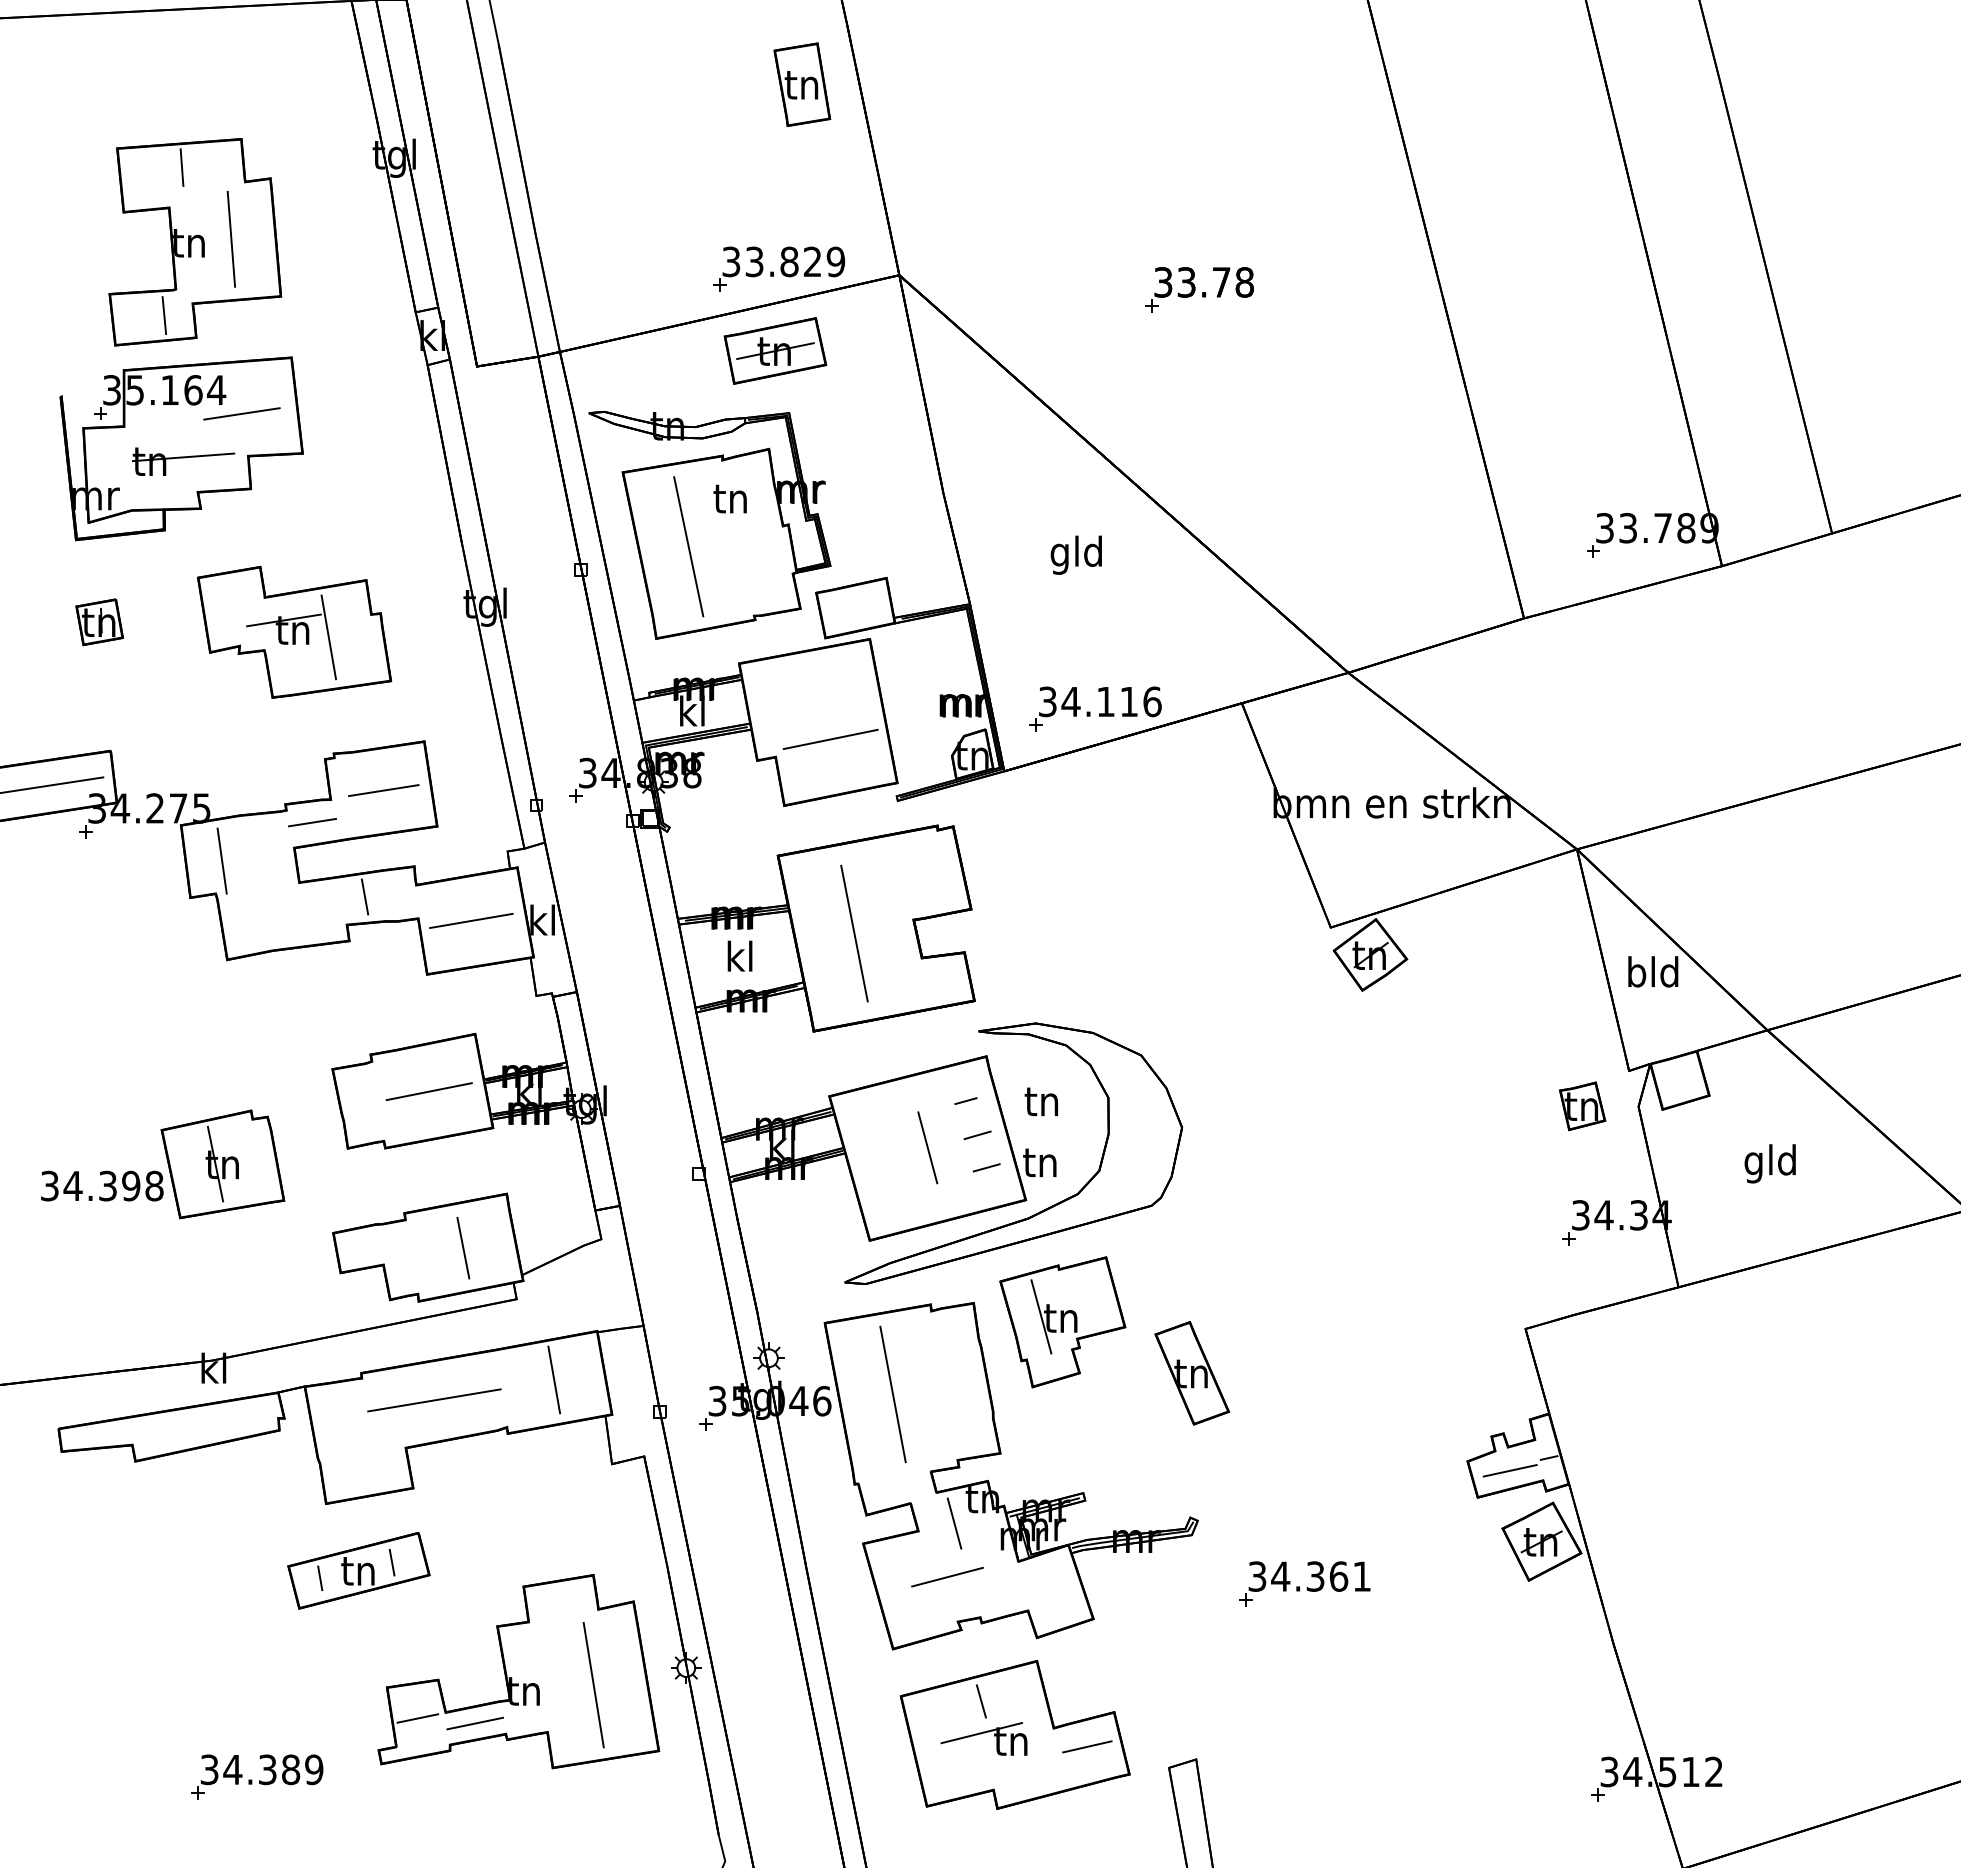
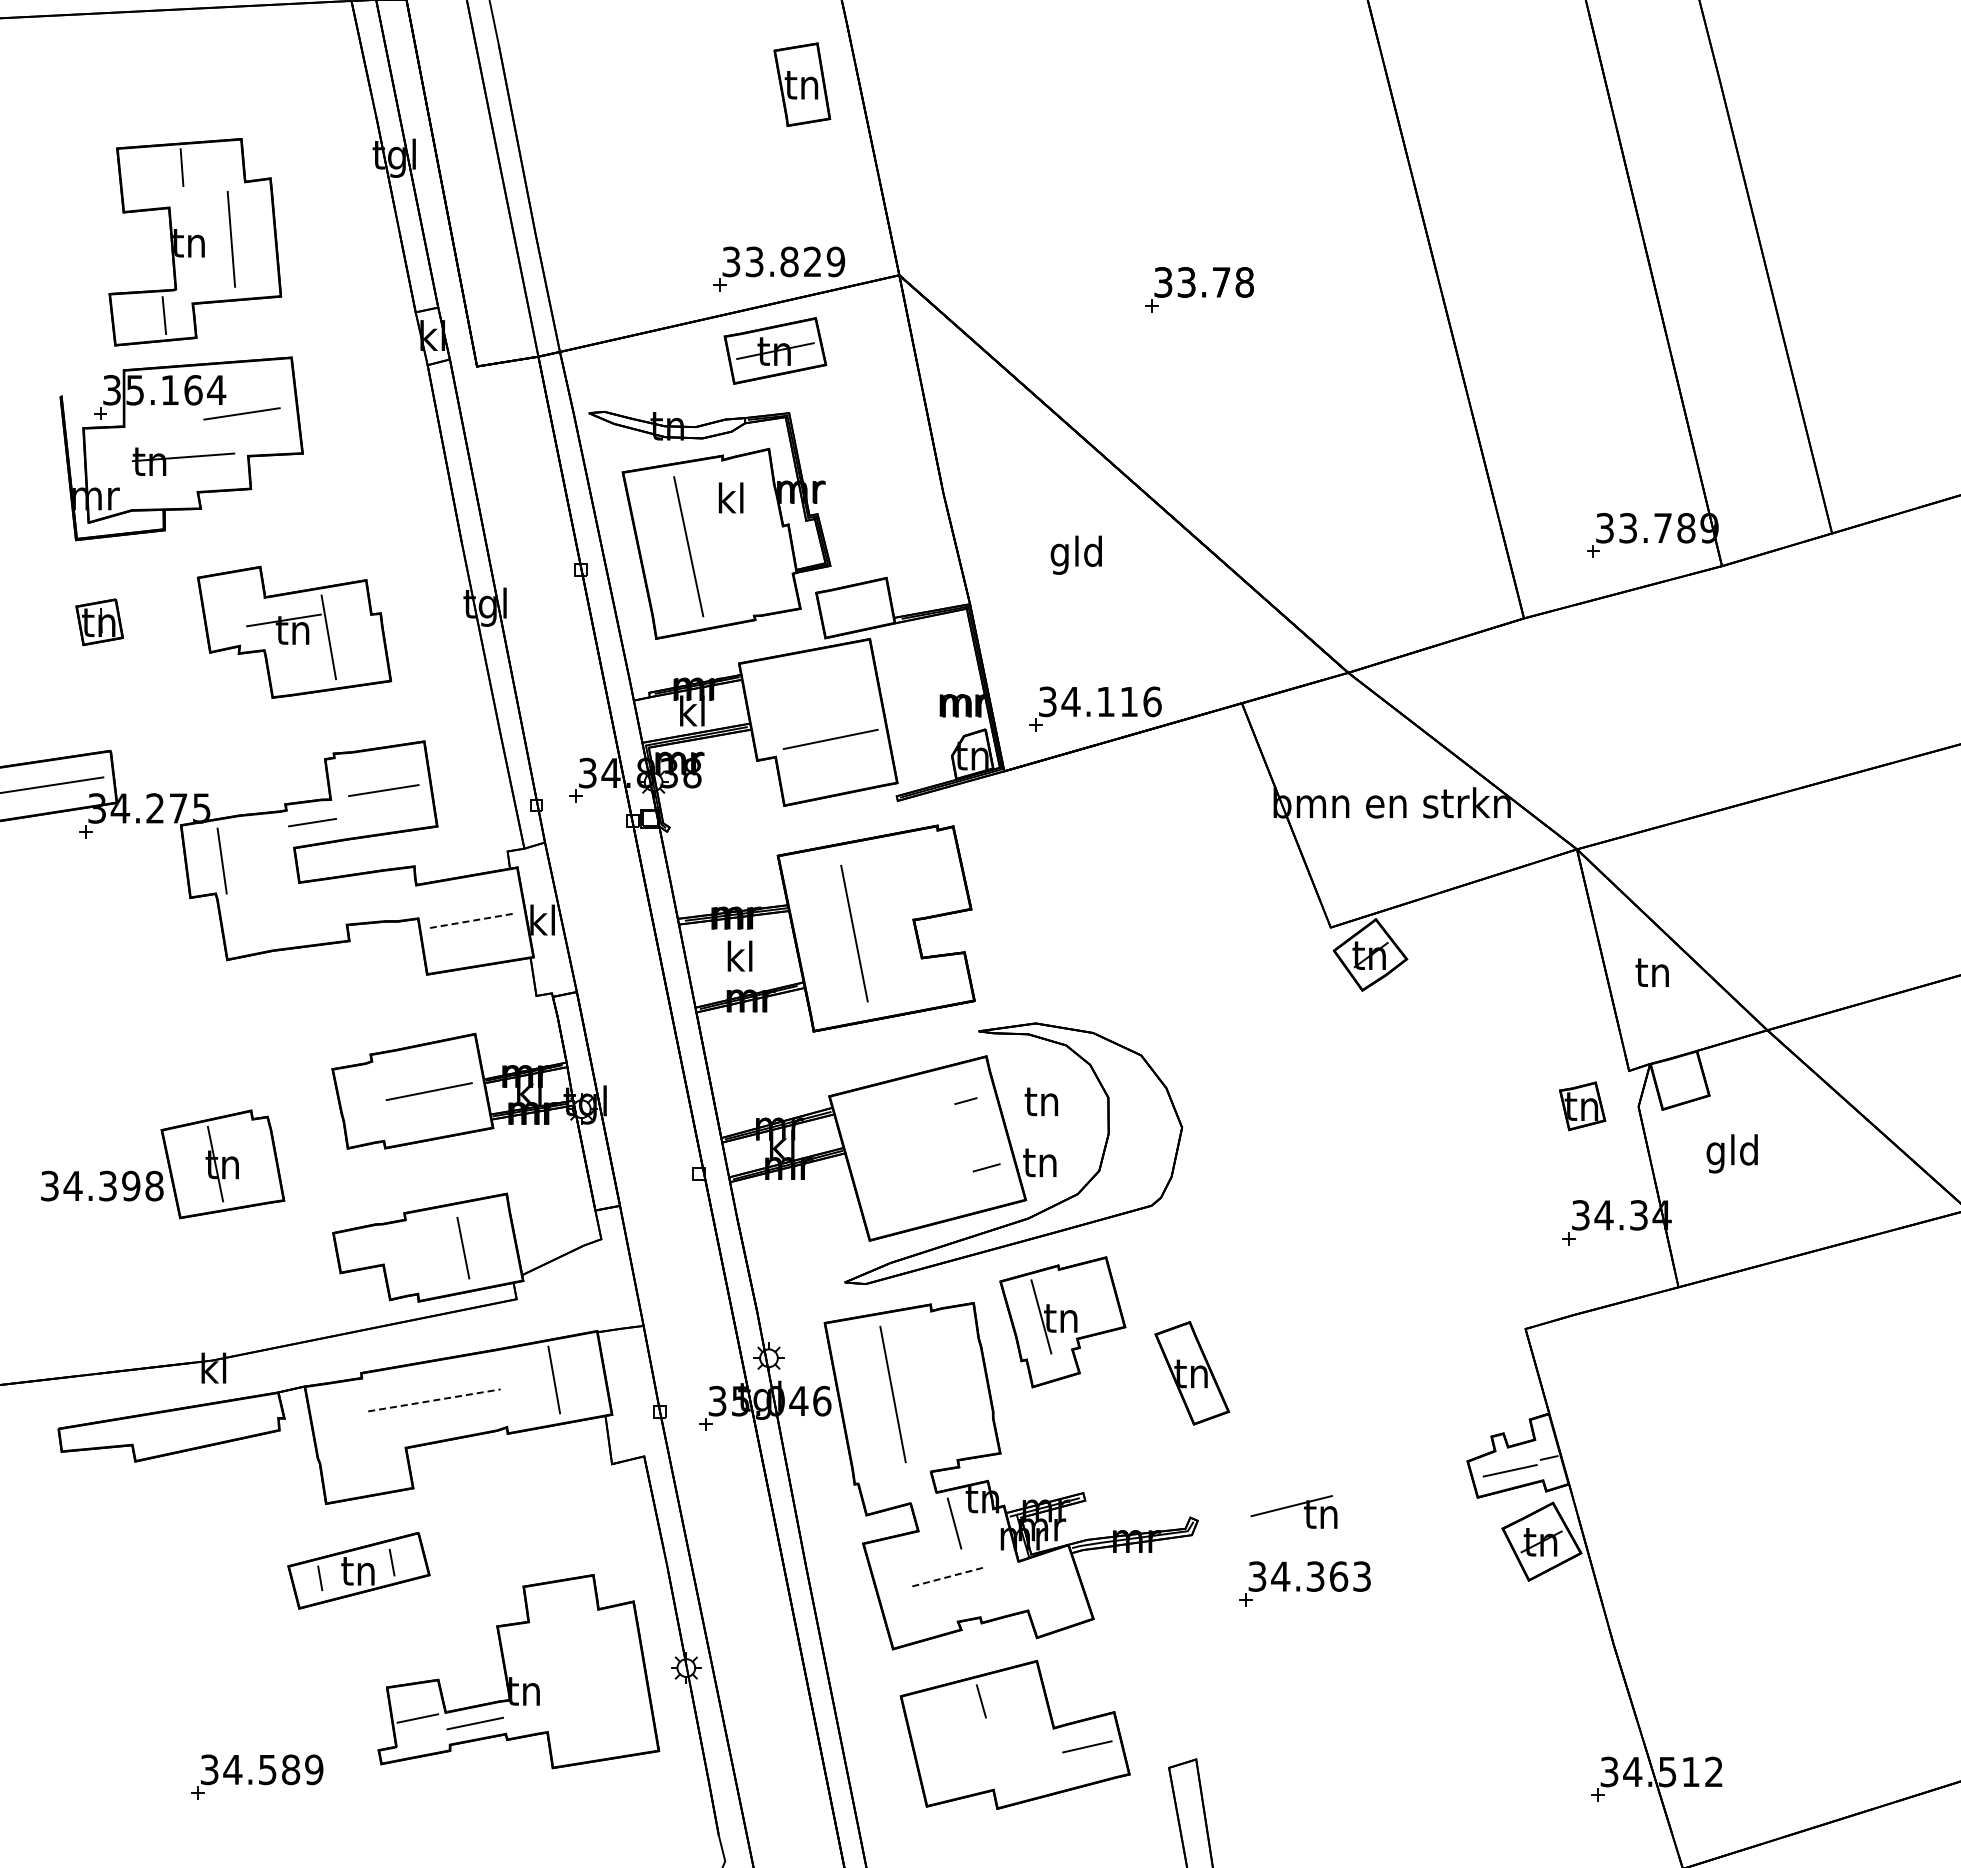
text: tn -> kl (729, 497)
line: present -> none (364, 896)
line: solid -> dashed (471, 920)
text: bld -> tn (1653, 971)
line: present -> none (977, 1135)
line: present -> none (927, 1147)
text position: (1769, 1163) -> (1731, 1153) (1731, 1153)
line: solid -> dashed (434, 1400)
text: 34.361 -> 34.363 (1361, 1576)
line: solid -> dashed (947, 1577)
line: present -> none (593, 1684)
part position: (983, 1738) -> (1293, 1511) (1293, 1511)
text: 34.389 -> 34.589 (267, 1769)
